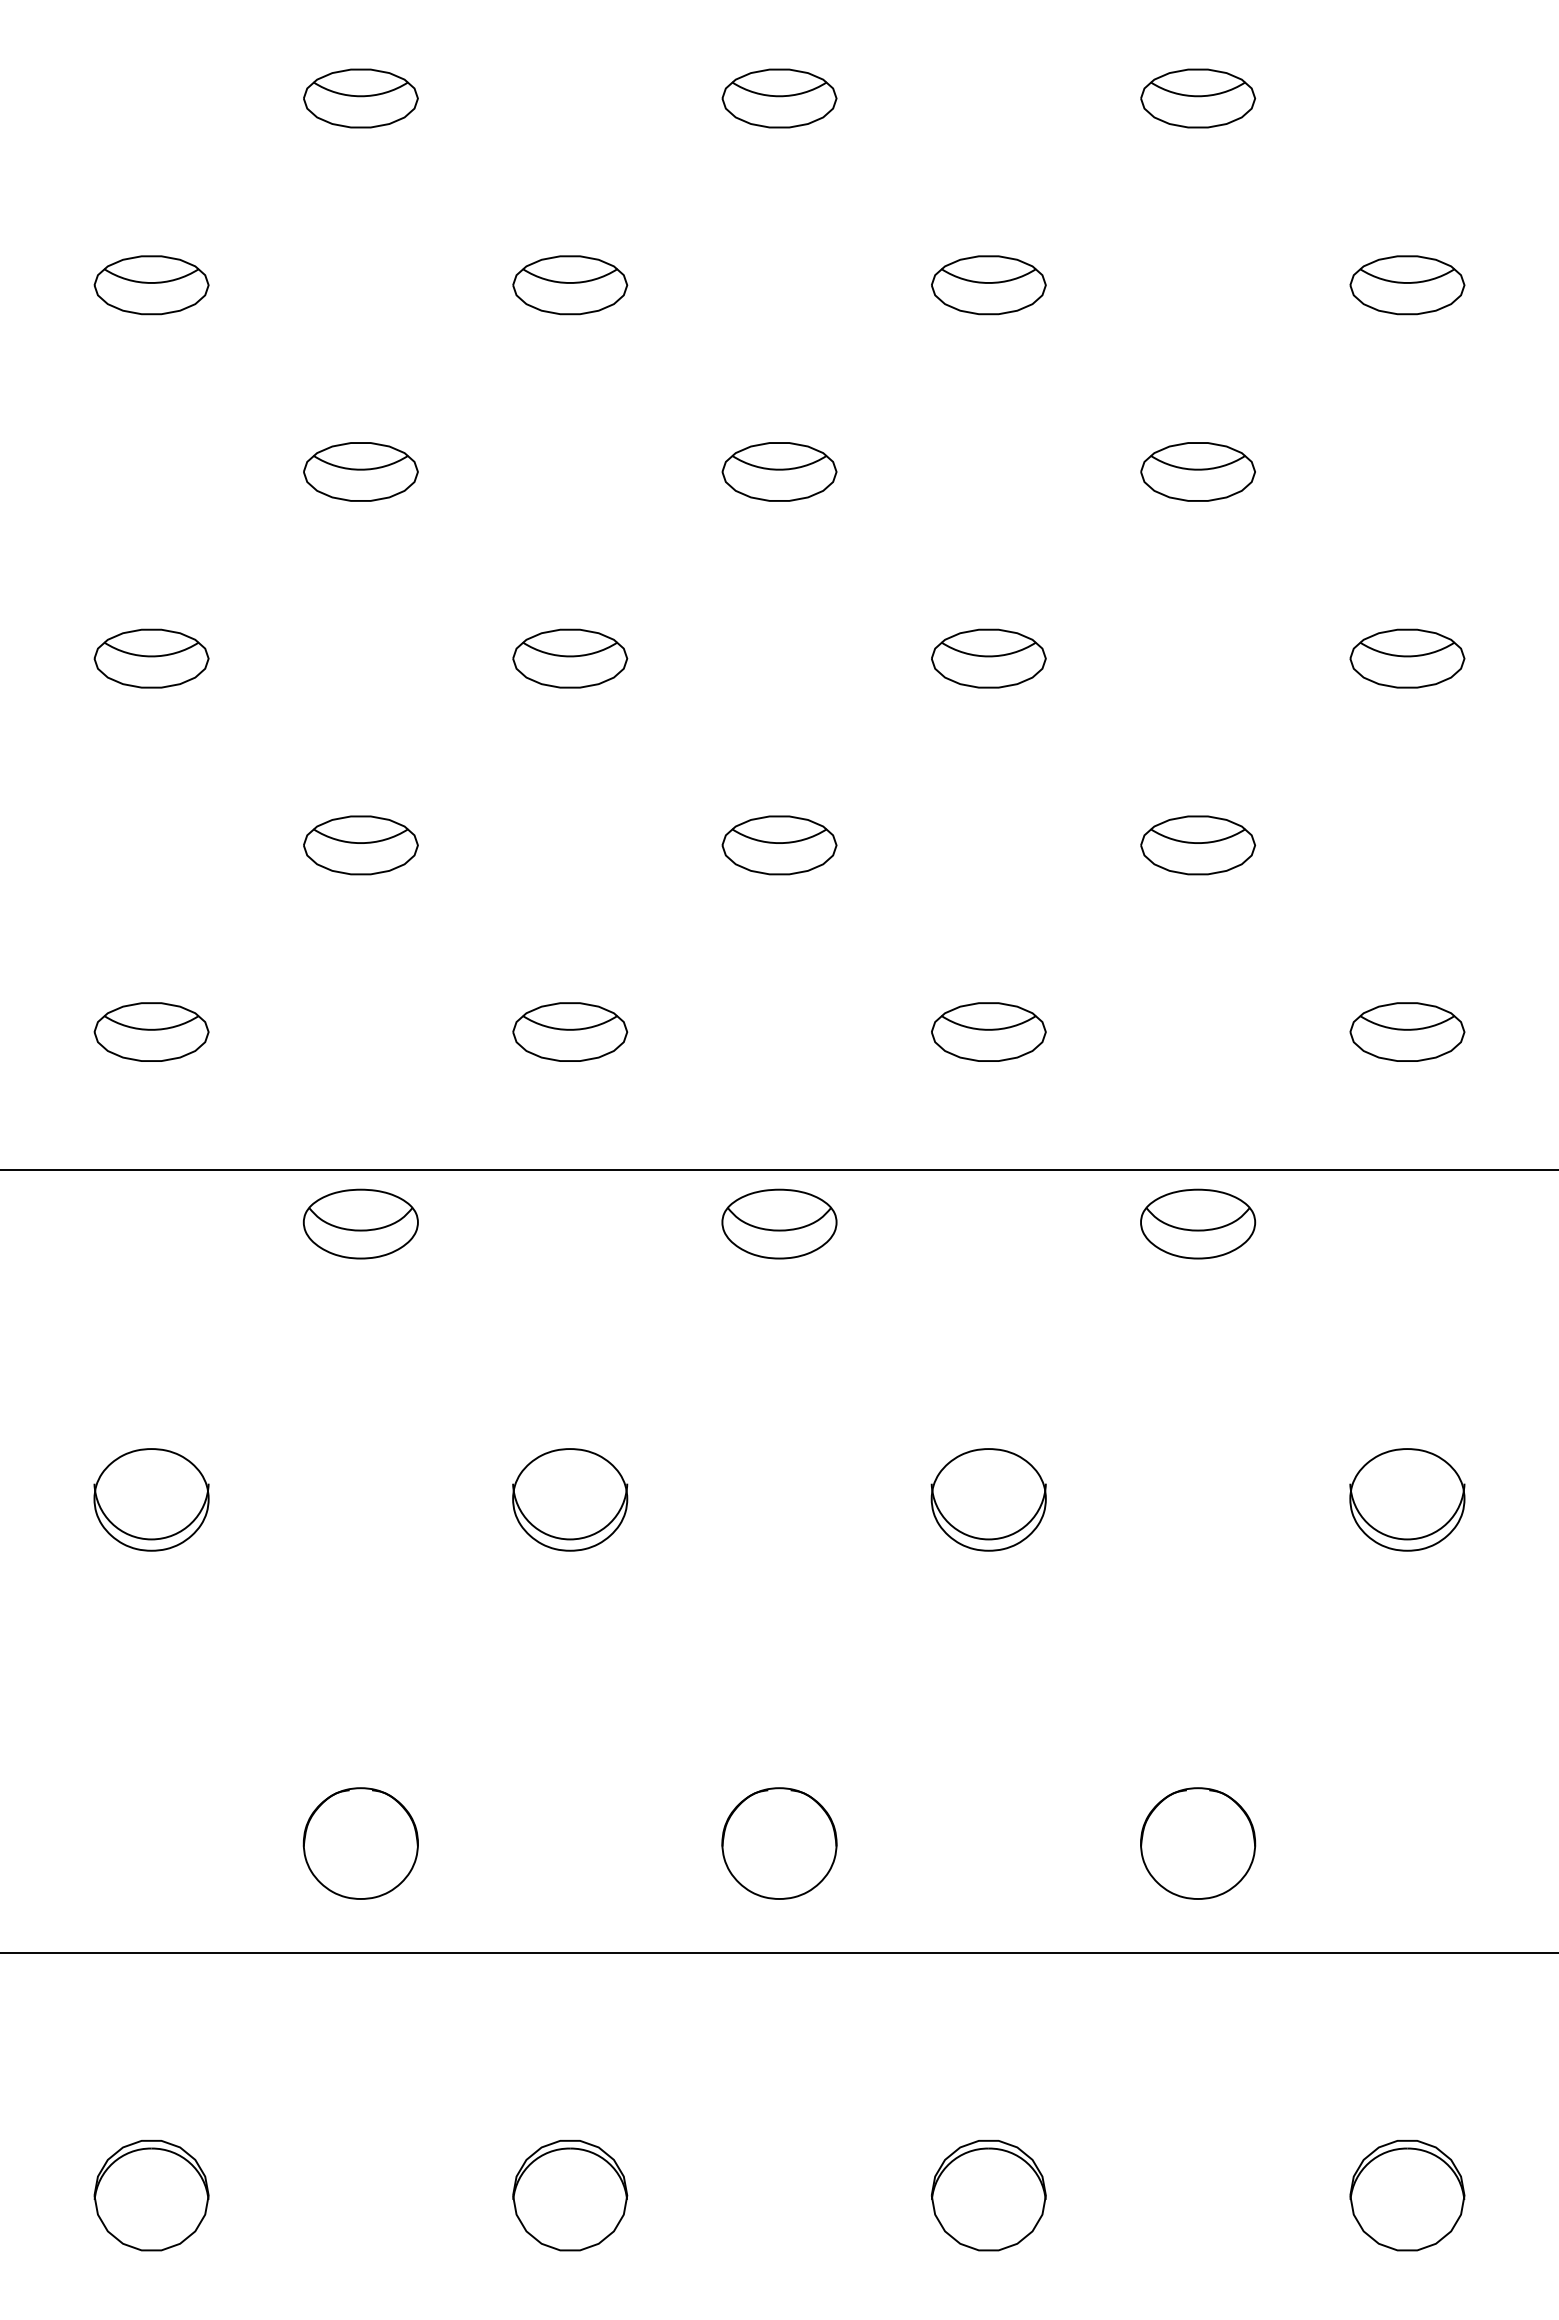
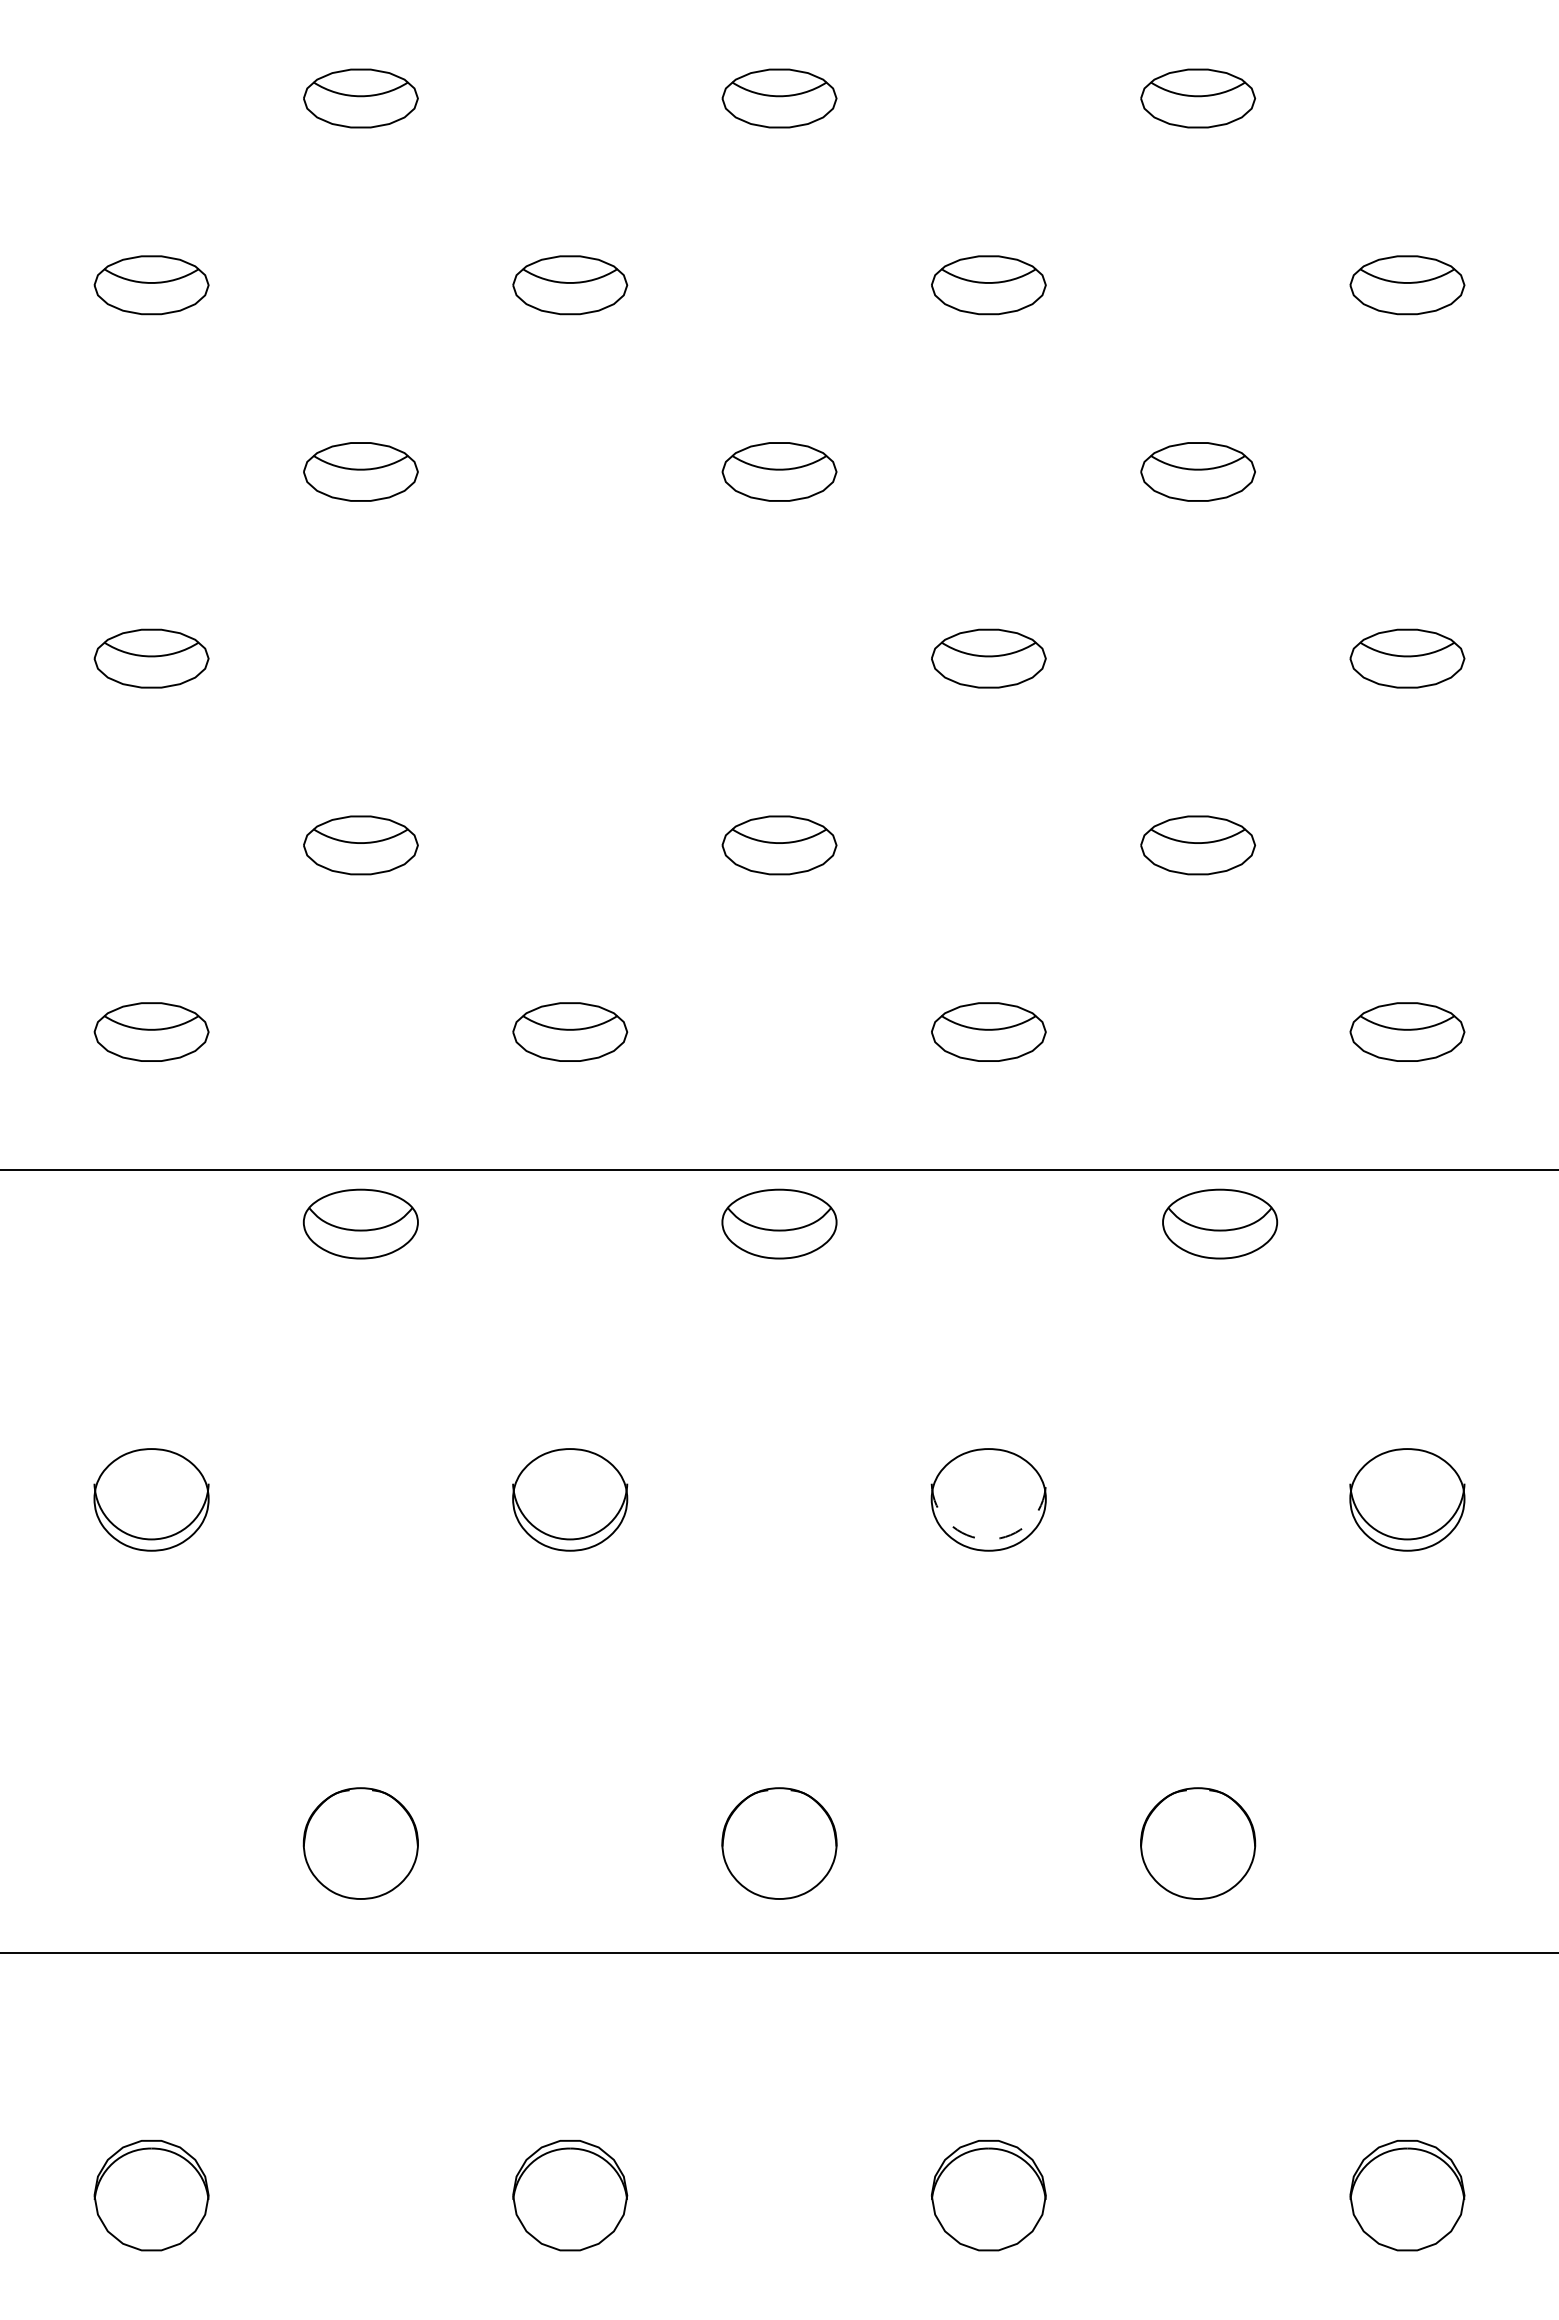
part: present -> none (570, 658)
part position: (1198, 1223) -> (1220, 1223) (1220, 1223)
arc: solid -> dashed (988, 1539)
